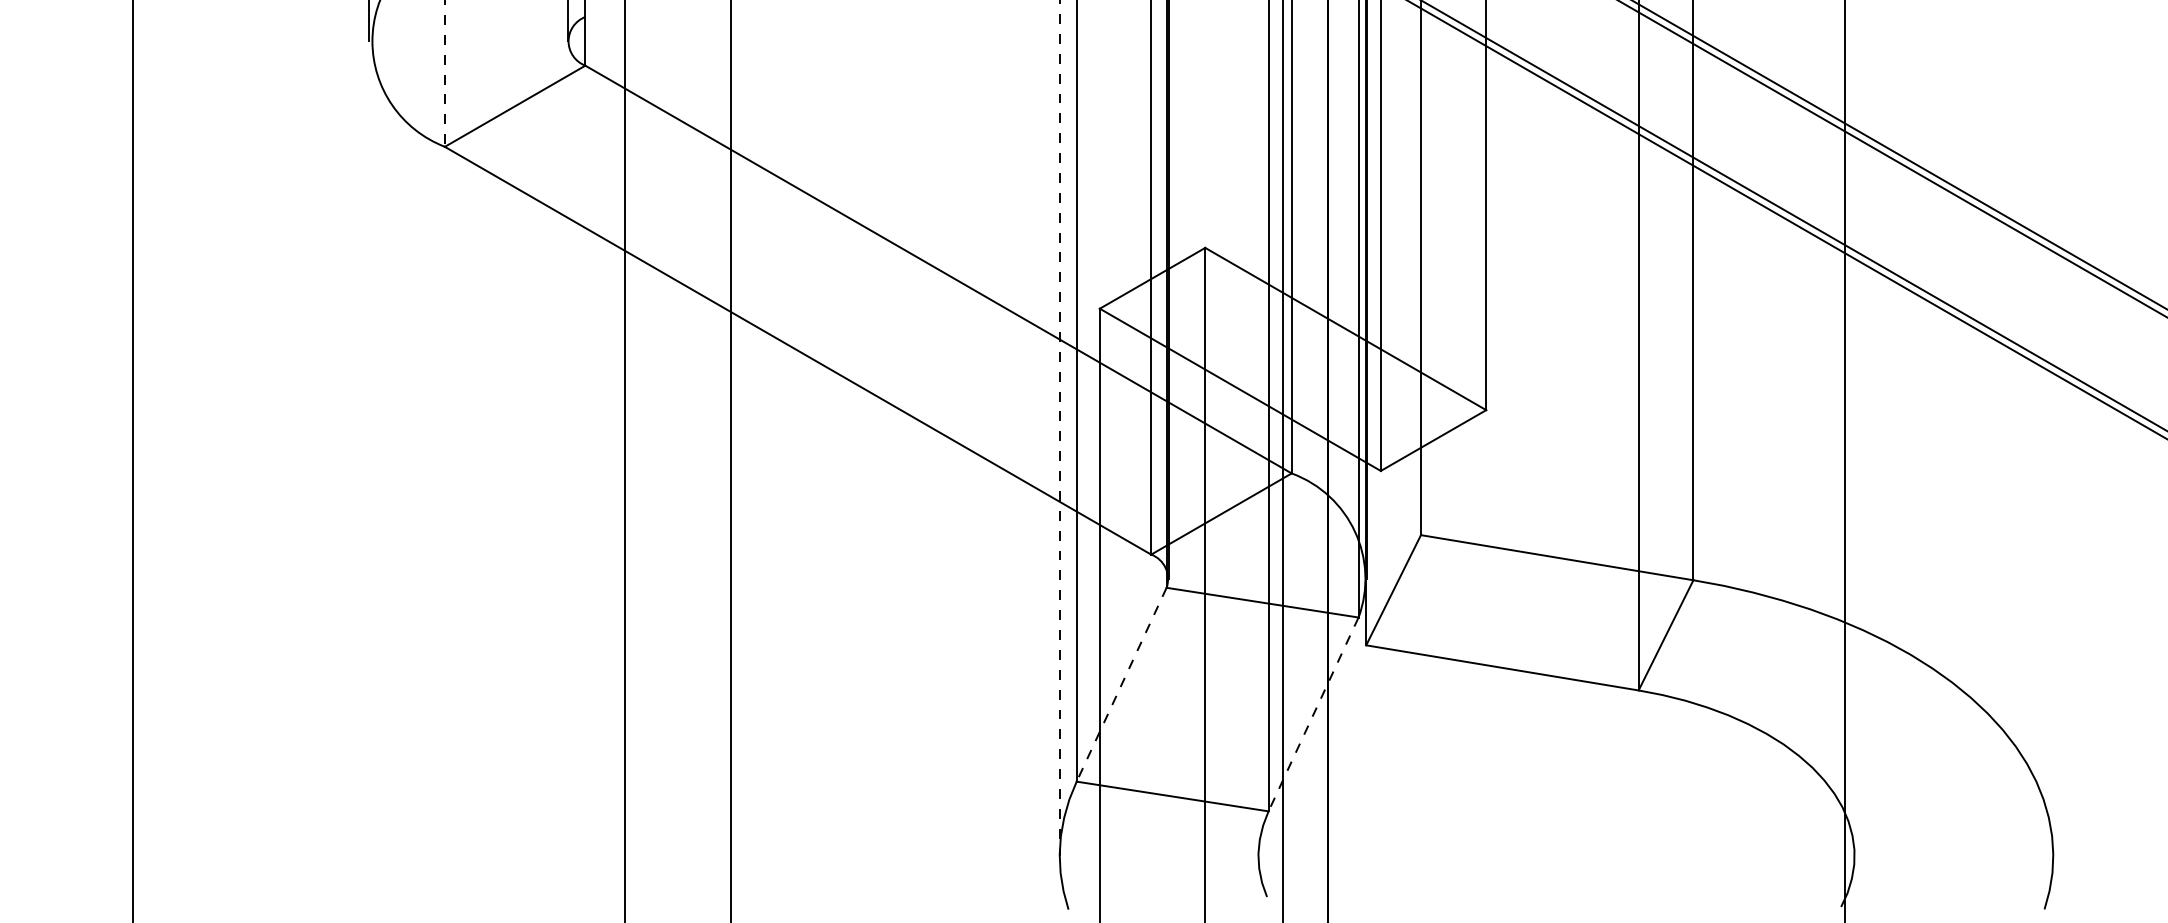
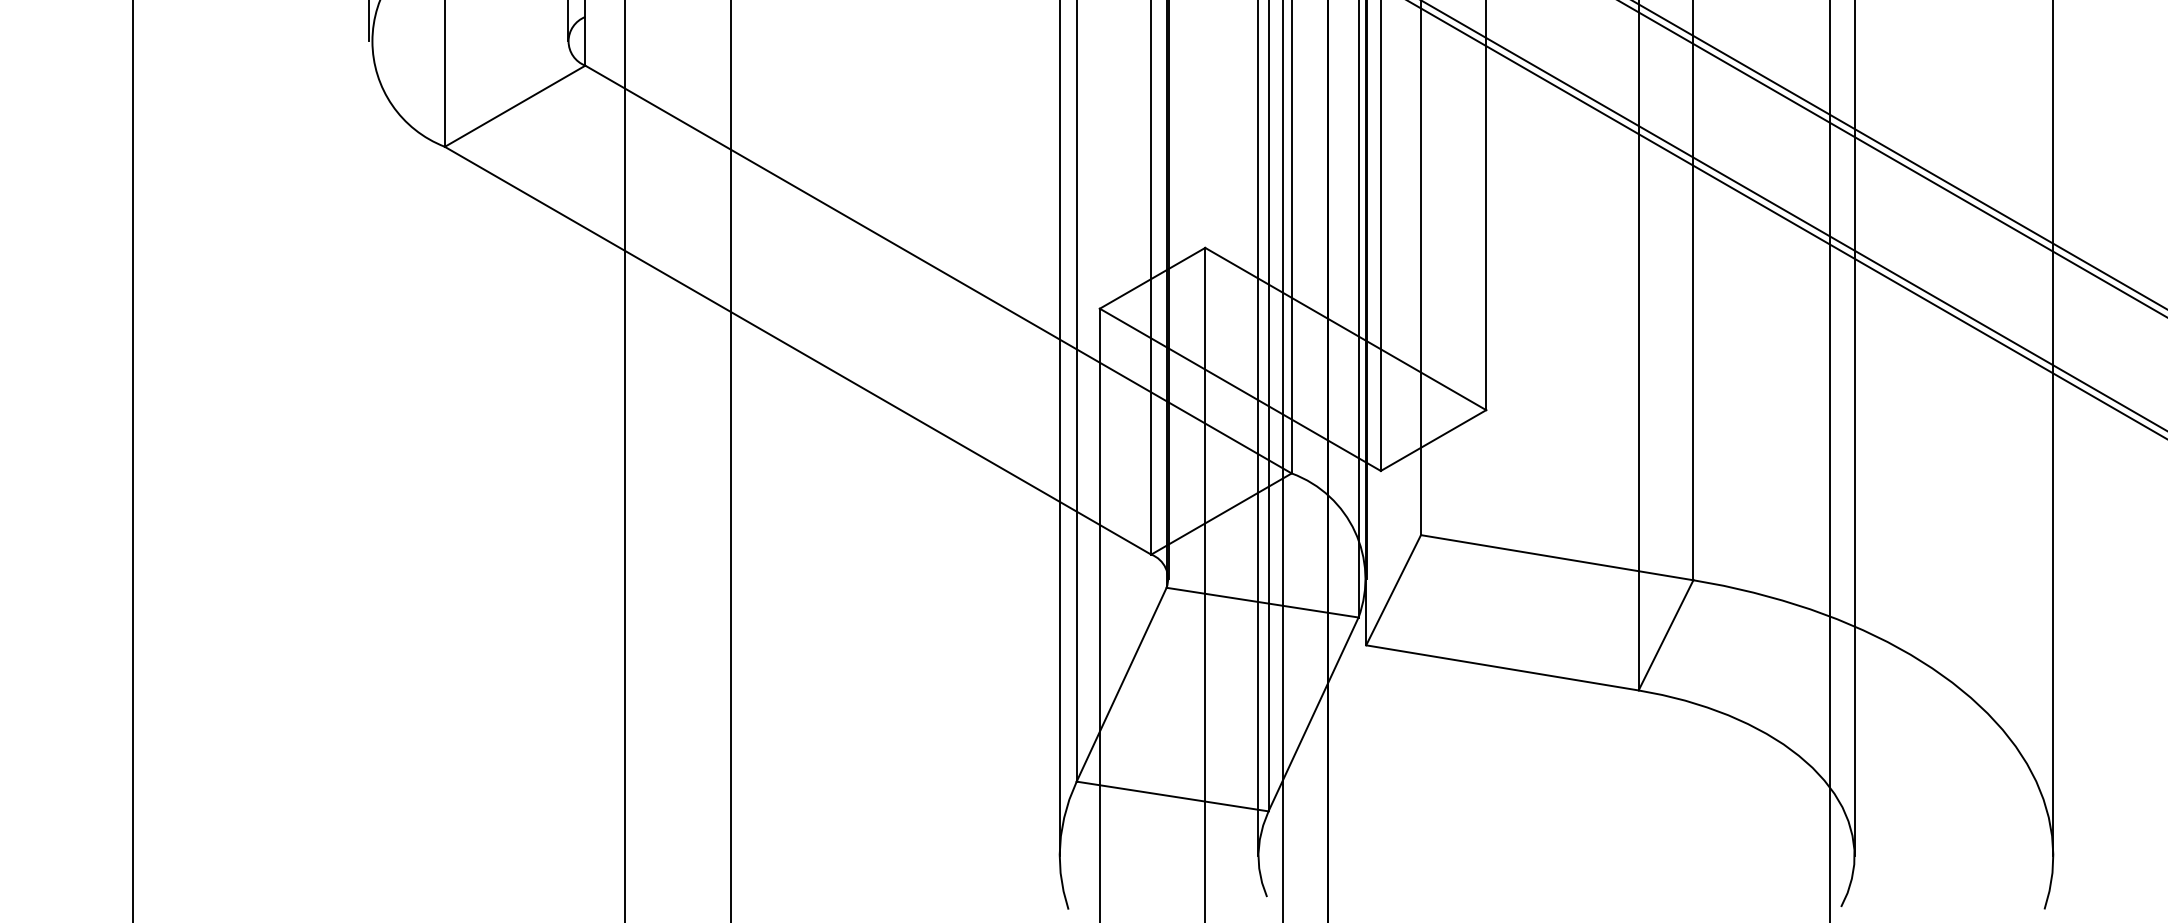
line: dashed -> solid (444, 73)
line: dashed -> solid (1059, 427)
line: none -> present (1258, 428)
line: none -> present (1854, 428)
line: none -> present (2053, 428)
line position: (1844, 460) -> (1829, 460) (1829, 460)
line: dashed -> solid (1121, 684)
line: dashed -> solid (1313, 714)
